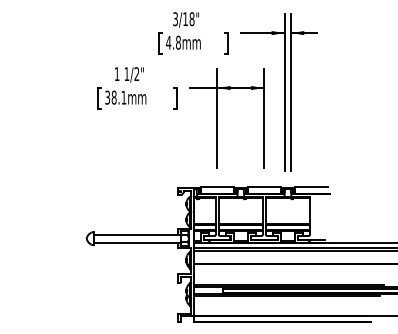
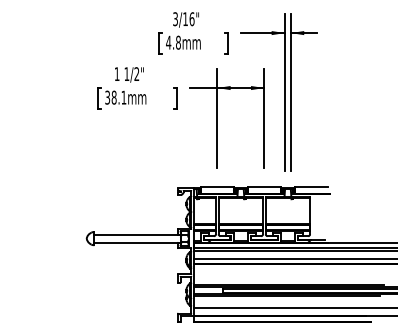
text: 3/18" -> 3/16" (191, 18)
line: none -> present (293, 259)
line: none -> present (293, 308)
